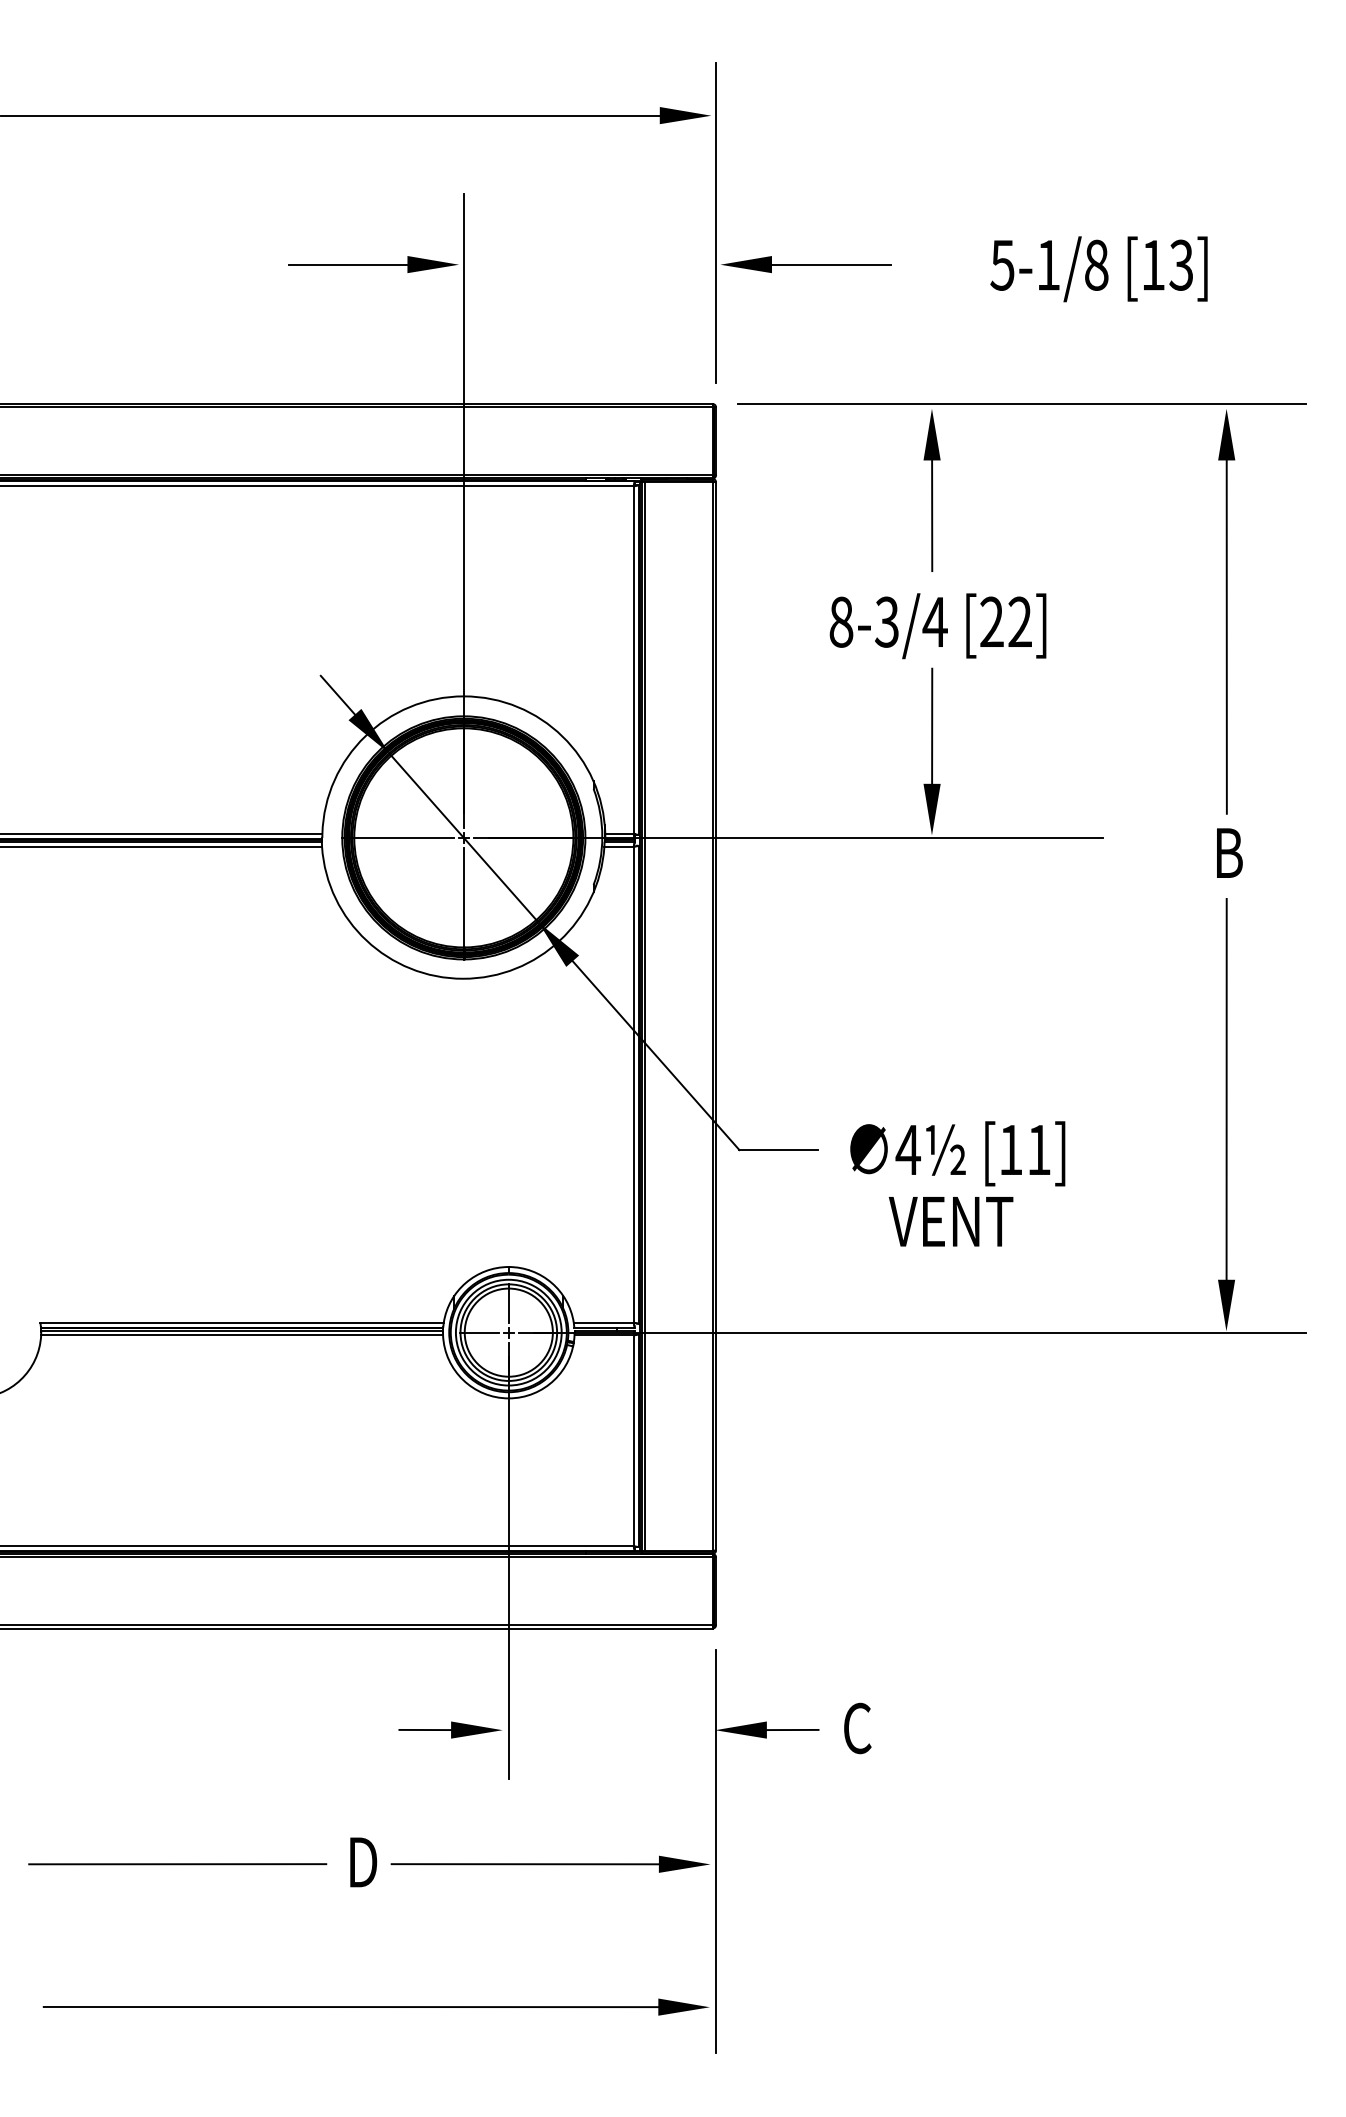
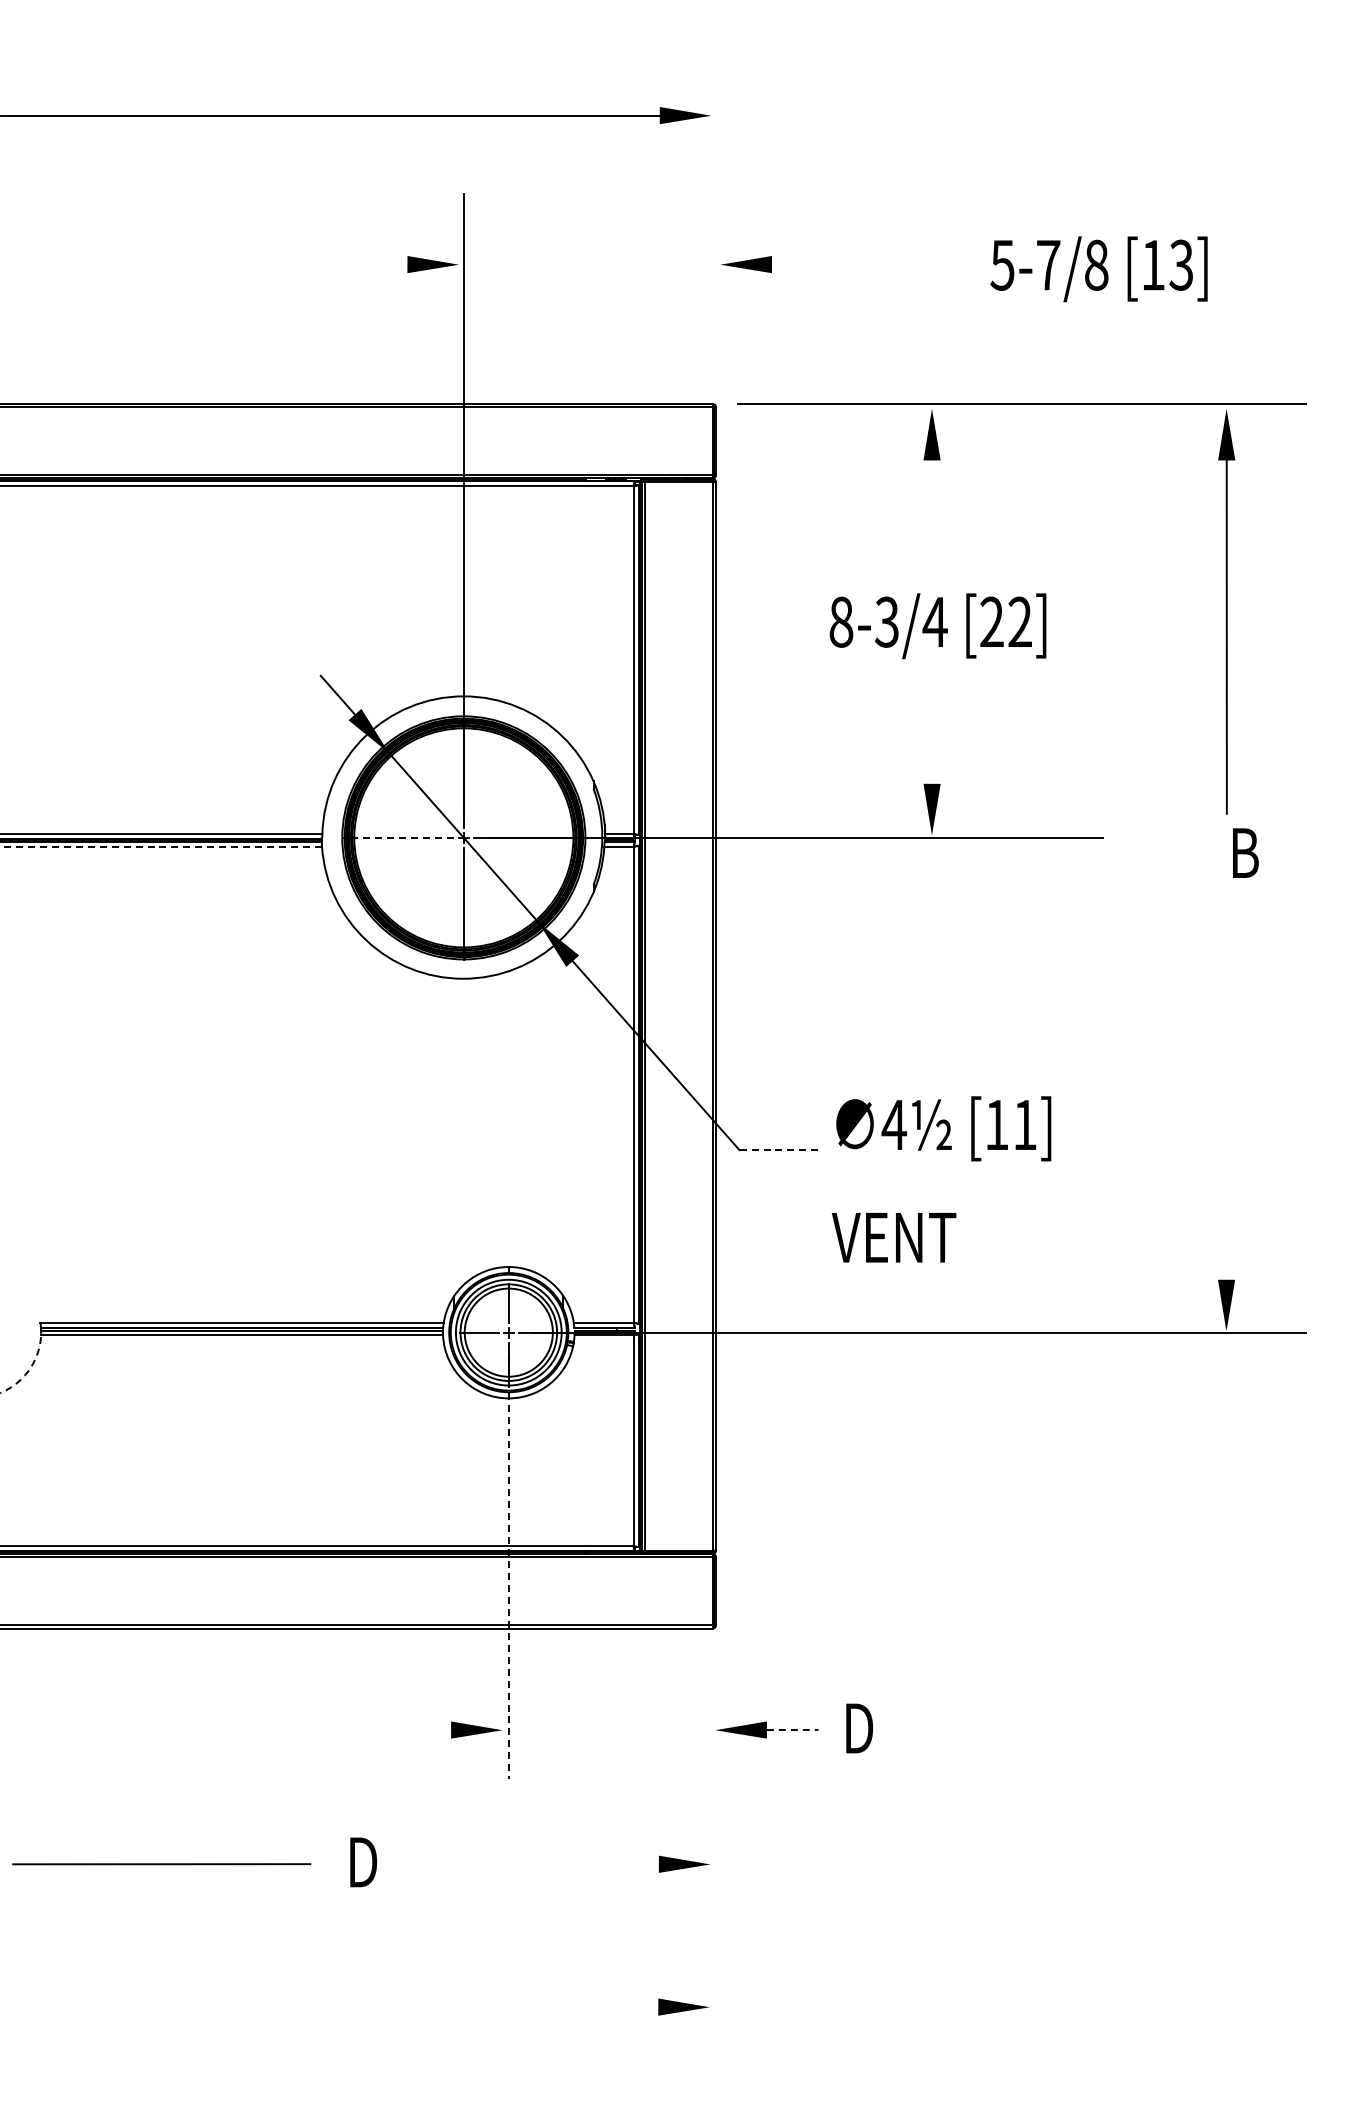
line: present -> none (716, 222)
line: present -> none (347, 264)
line: present -> none (830, 264)
text: 5-1/8 -> 5-7/8 (1048, 265)
line: present -> none (932, 515)
line: present -> none (932, 725)
line: solid -> dashed (398, 837)
line: solid -> dashed (161, 846)
text position: (1229, 852) -> (1245, 852) (1245, 852)
line: present -> none (1226, 1088)
line: solid -> dashed (778, 1150)
text position: (957, 1153) -> (943, 1128) (943, 1128)
text position: (950, 1221) -> (893, 1237) (893, 1237)
arc: solid -> dashed (28, 1370)
line: solid -> dashed (508, 1568)
text: C -> D (858, 1728)
line: present -> none (425, 1729)
line: solid -> dashed (792, 1730)
line: present -> none (716, 1851)
line position: (177, 1864) -> (161, 1864) (161, 1864)
line: present -> none (524, 1864)
line: present -> none (350, 2006)
